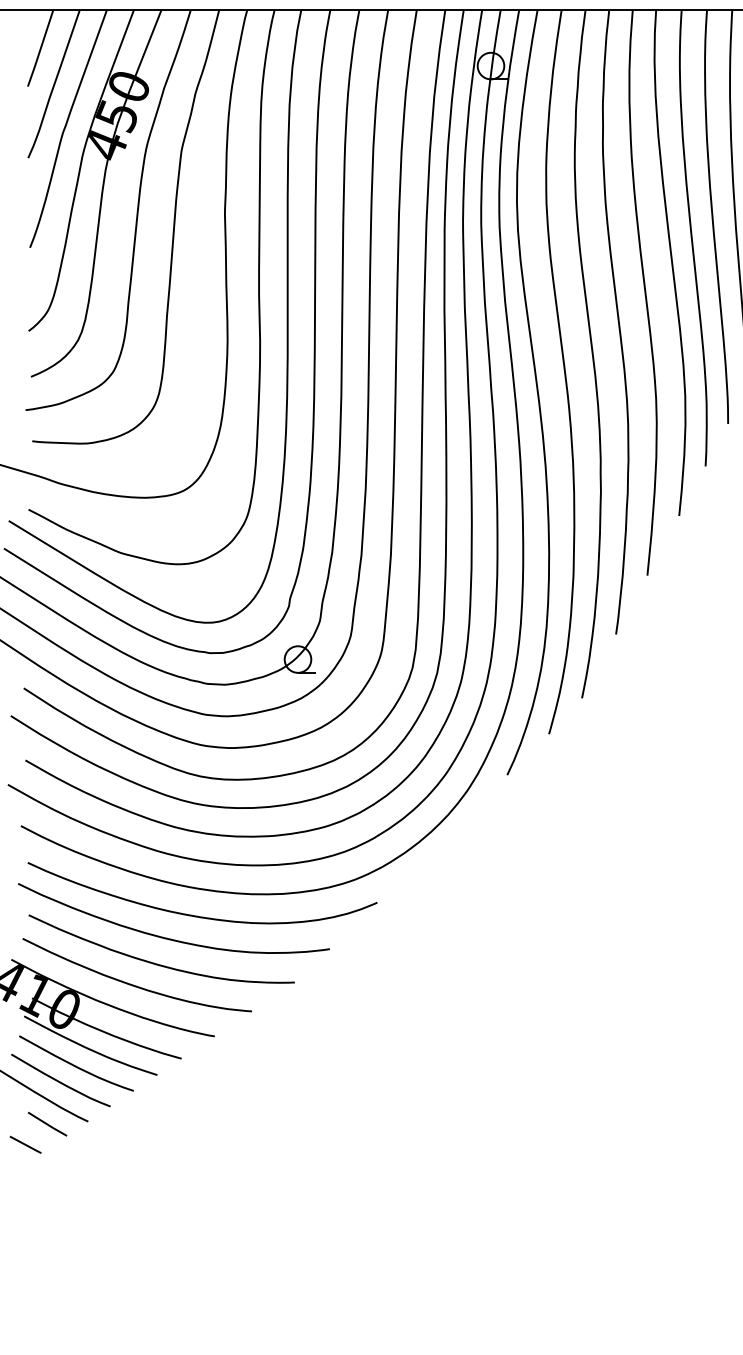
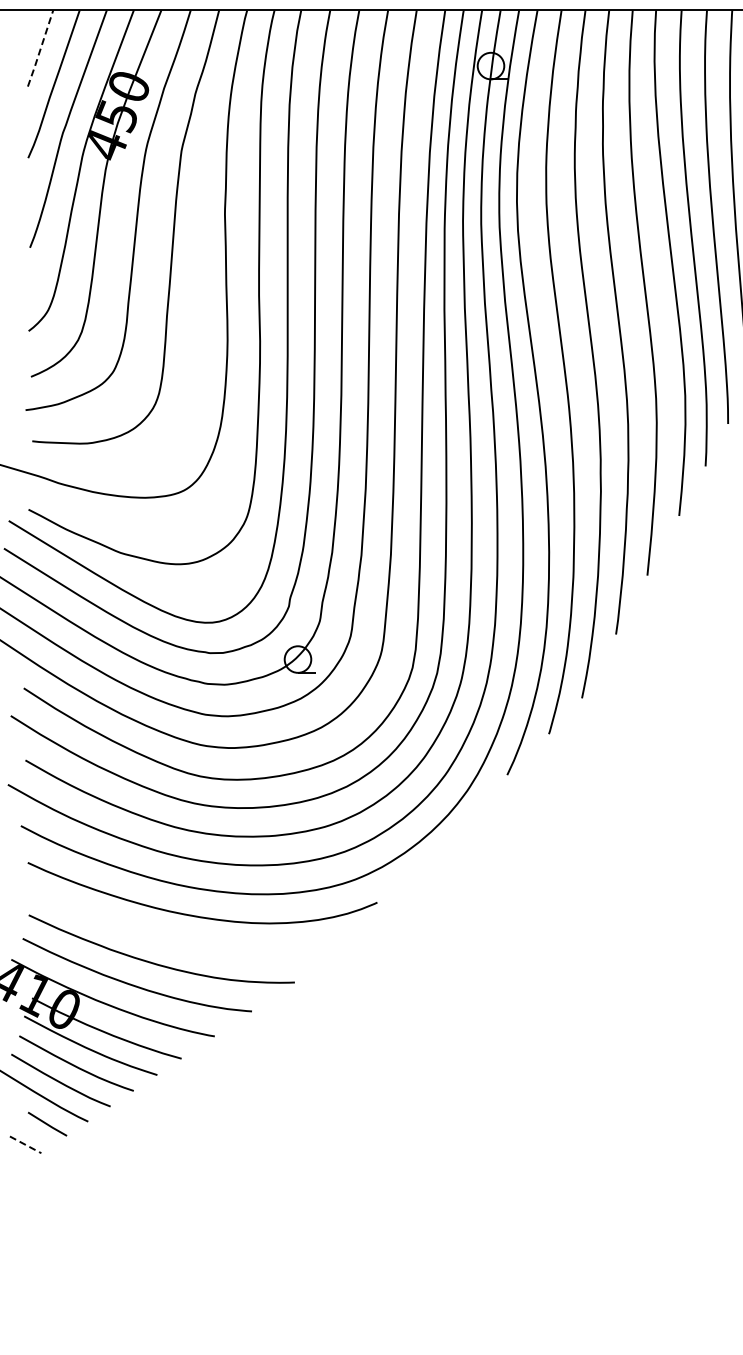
line: solid -> dashed (40, 48)
curve: present -> none (167, 937)
line: solid -> dashed (26, 1145)
